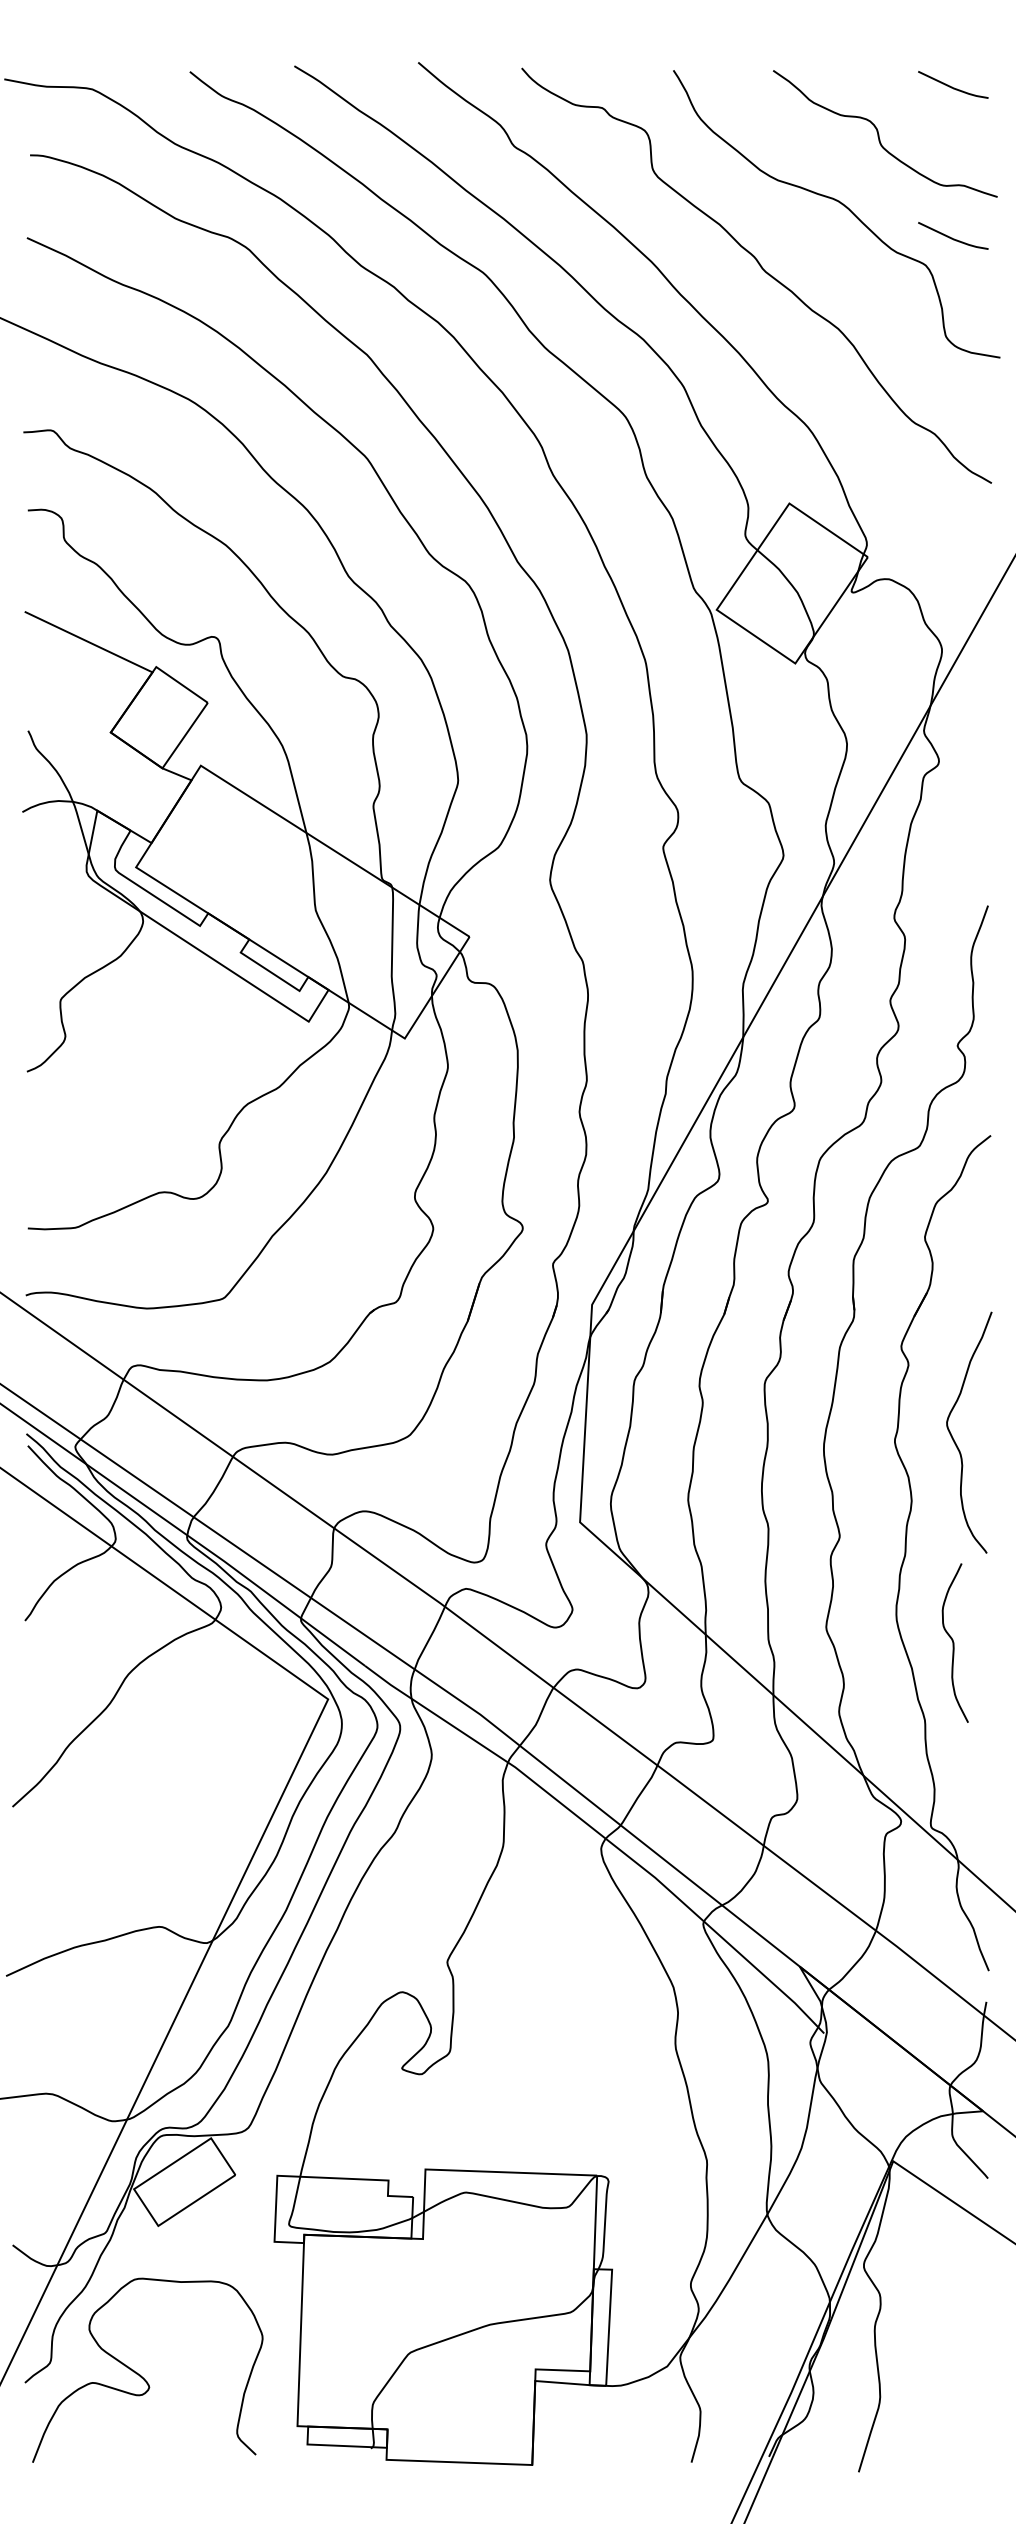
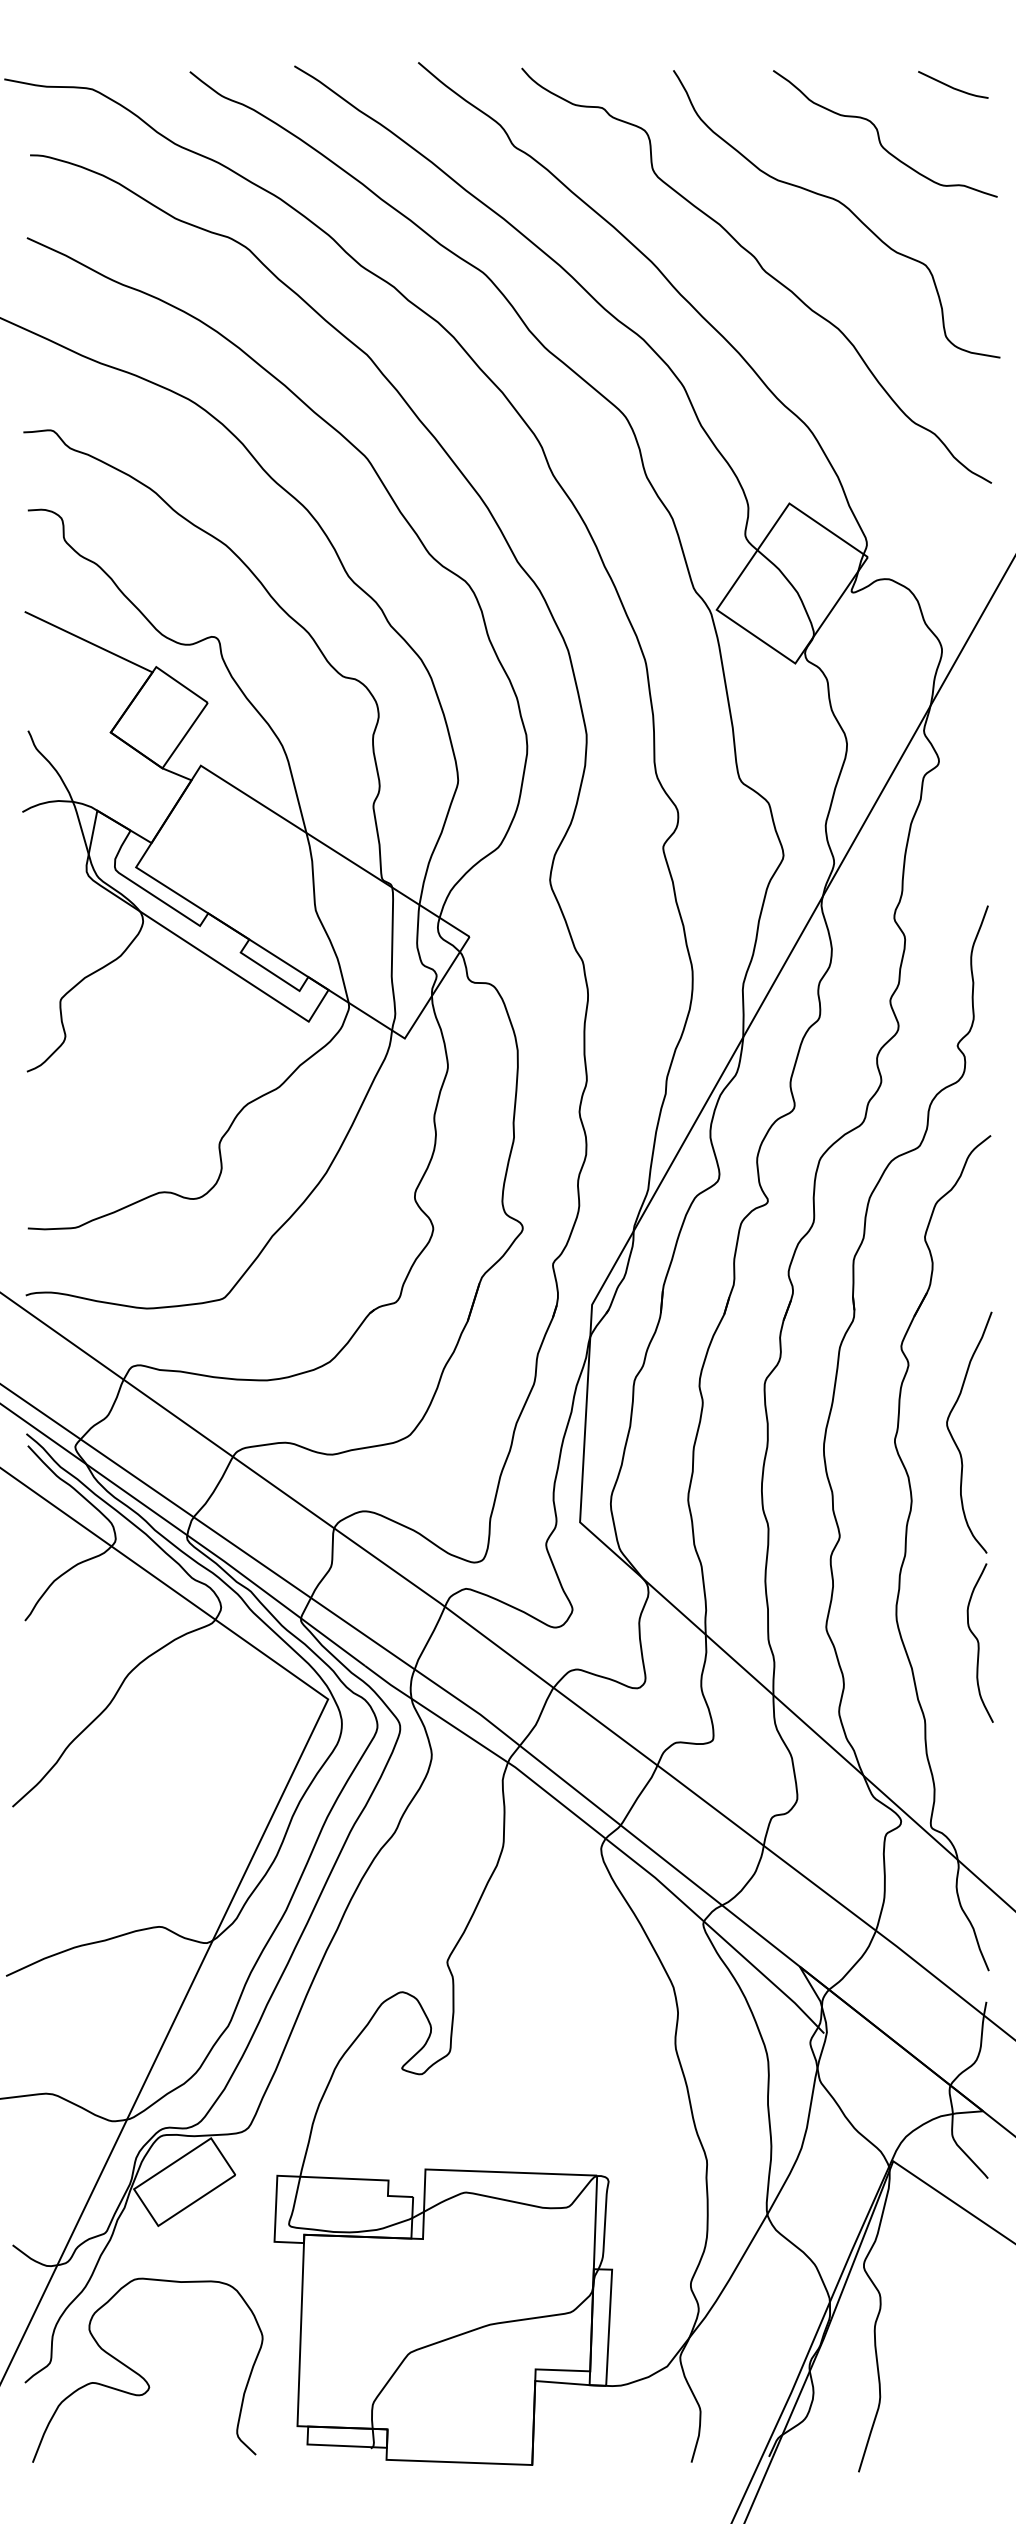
line: present -> none (952, 237)
curve position: (954, 1642) -> (979, 1642) (979, 1642)
